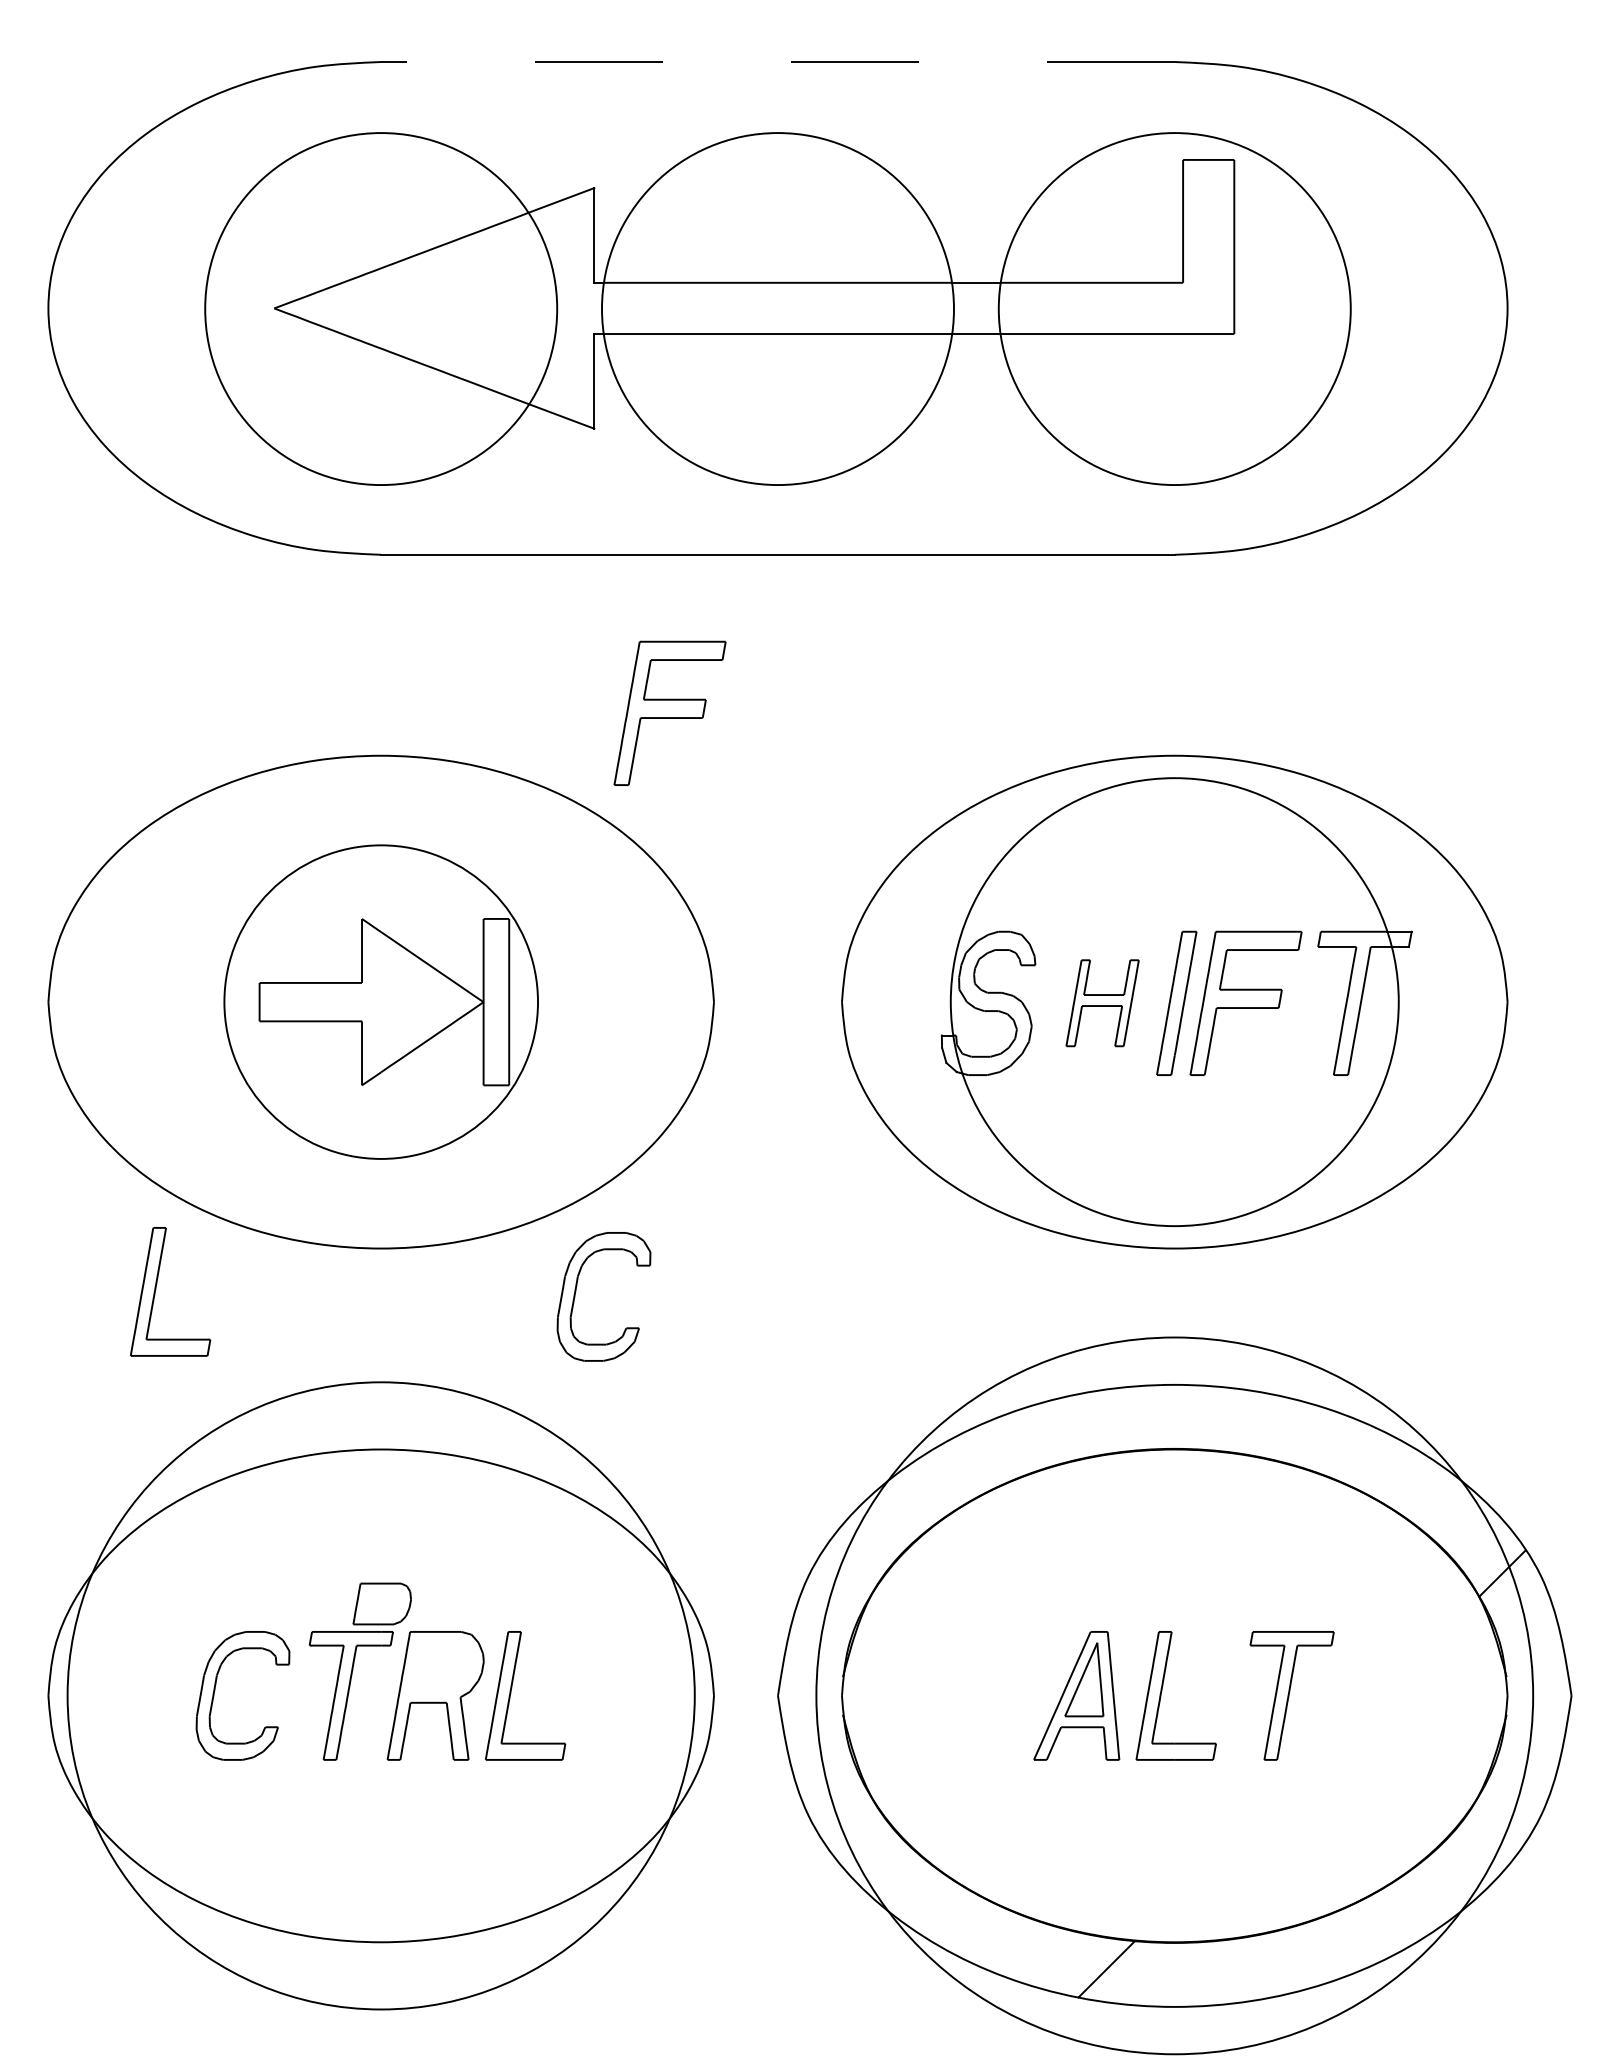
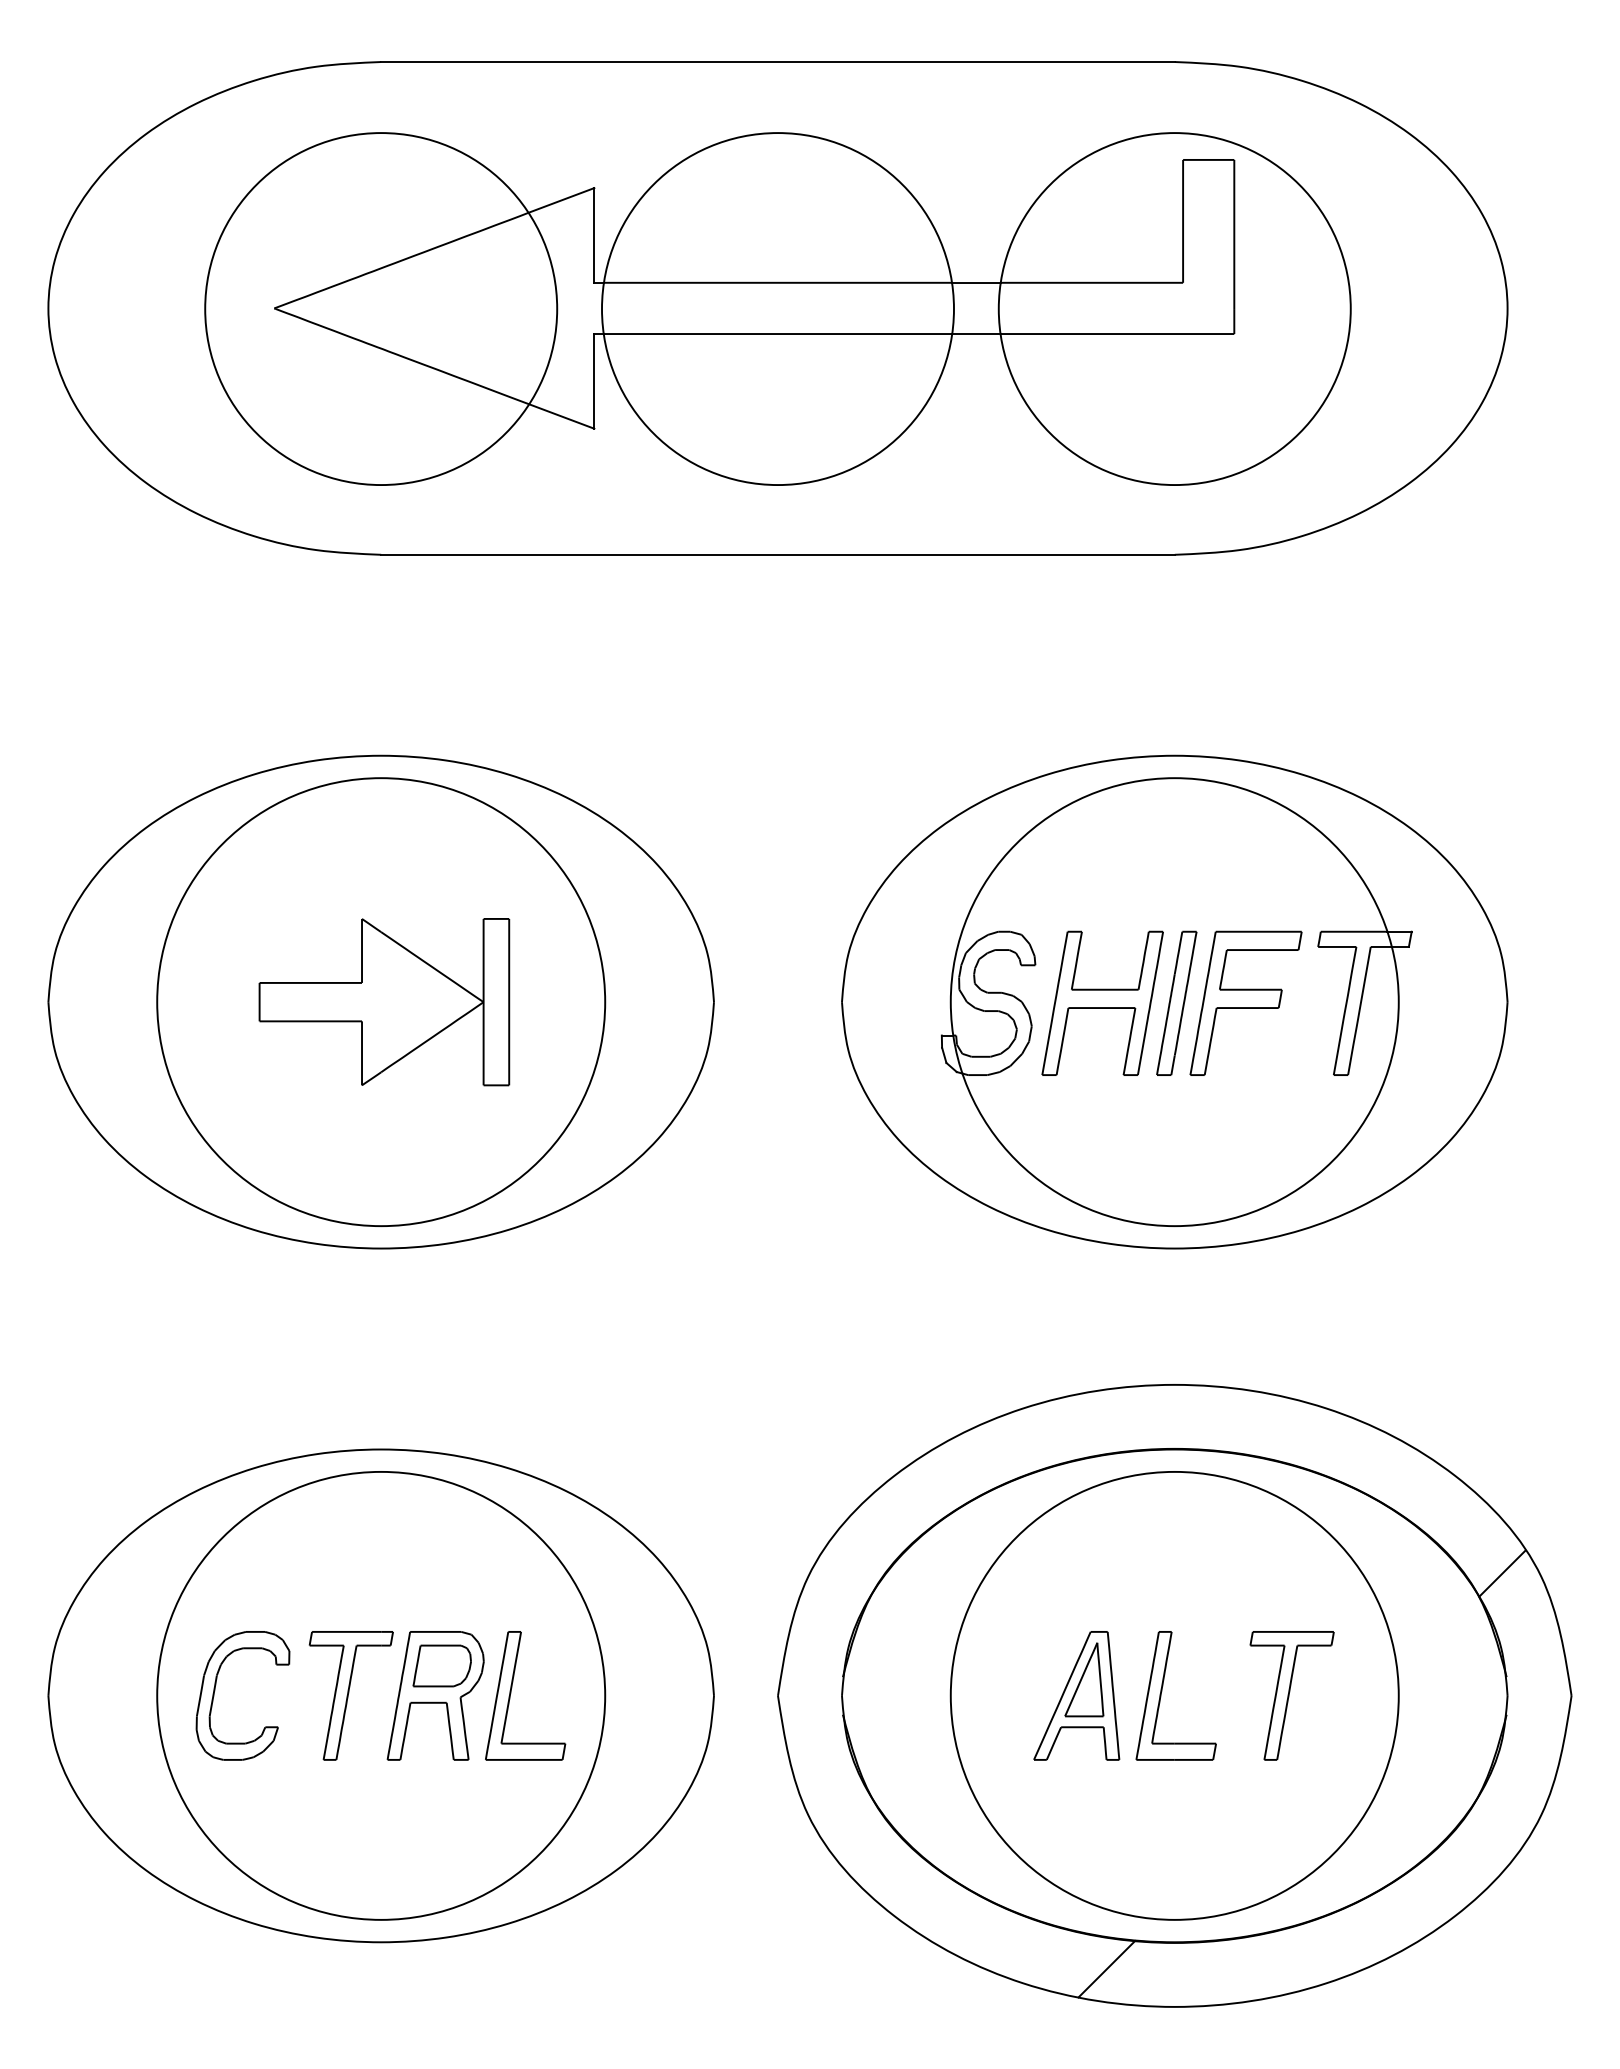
line: dashed -> solid (777, 62)
part: present -> none (669, 712)
circle diameter: 314 px -> 448 px (381, 1002)
part size: 75x89 px -> 123x146 px (1102, 1002)
part: present -> none (156, 1289)
part: present -> none (576, 1291)
part position: (381, 1603) -> (441, 1665) (441, 1665)
circle diameter: 627 px -> 448 px (381, 1695)
circle diameter: 717 px -> 448 px (1174, 1695)
